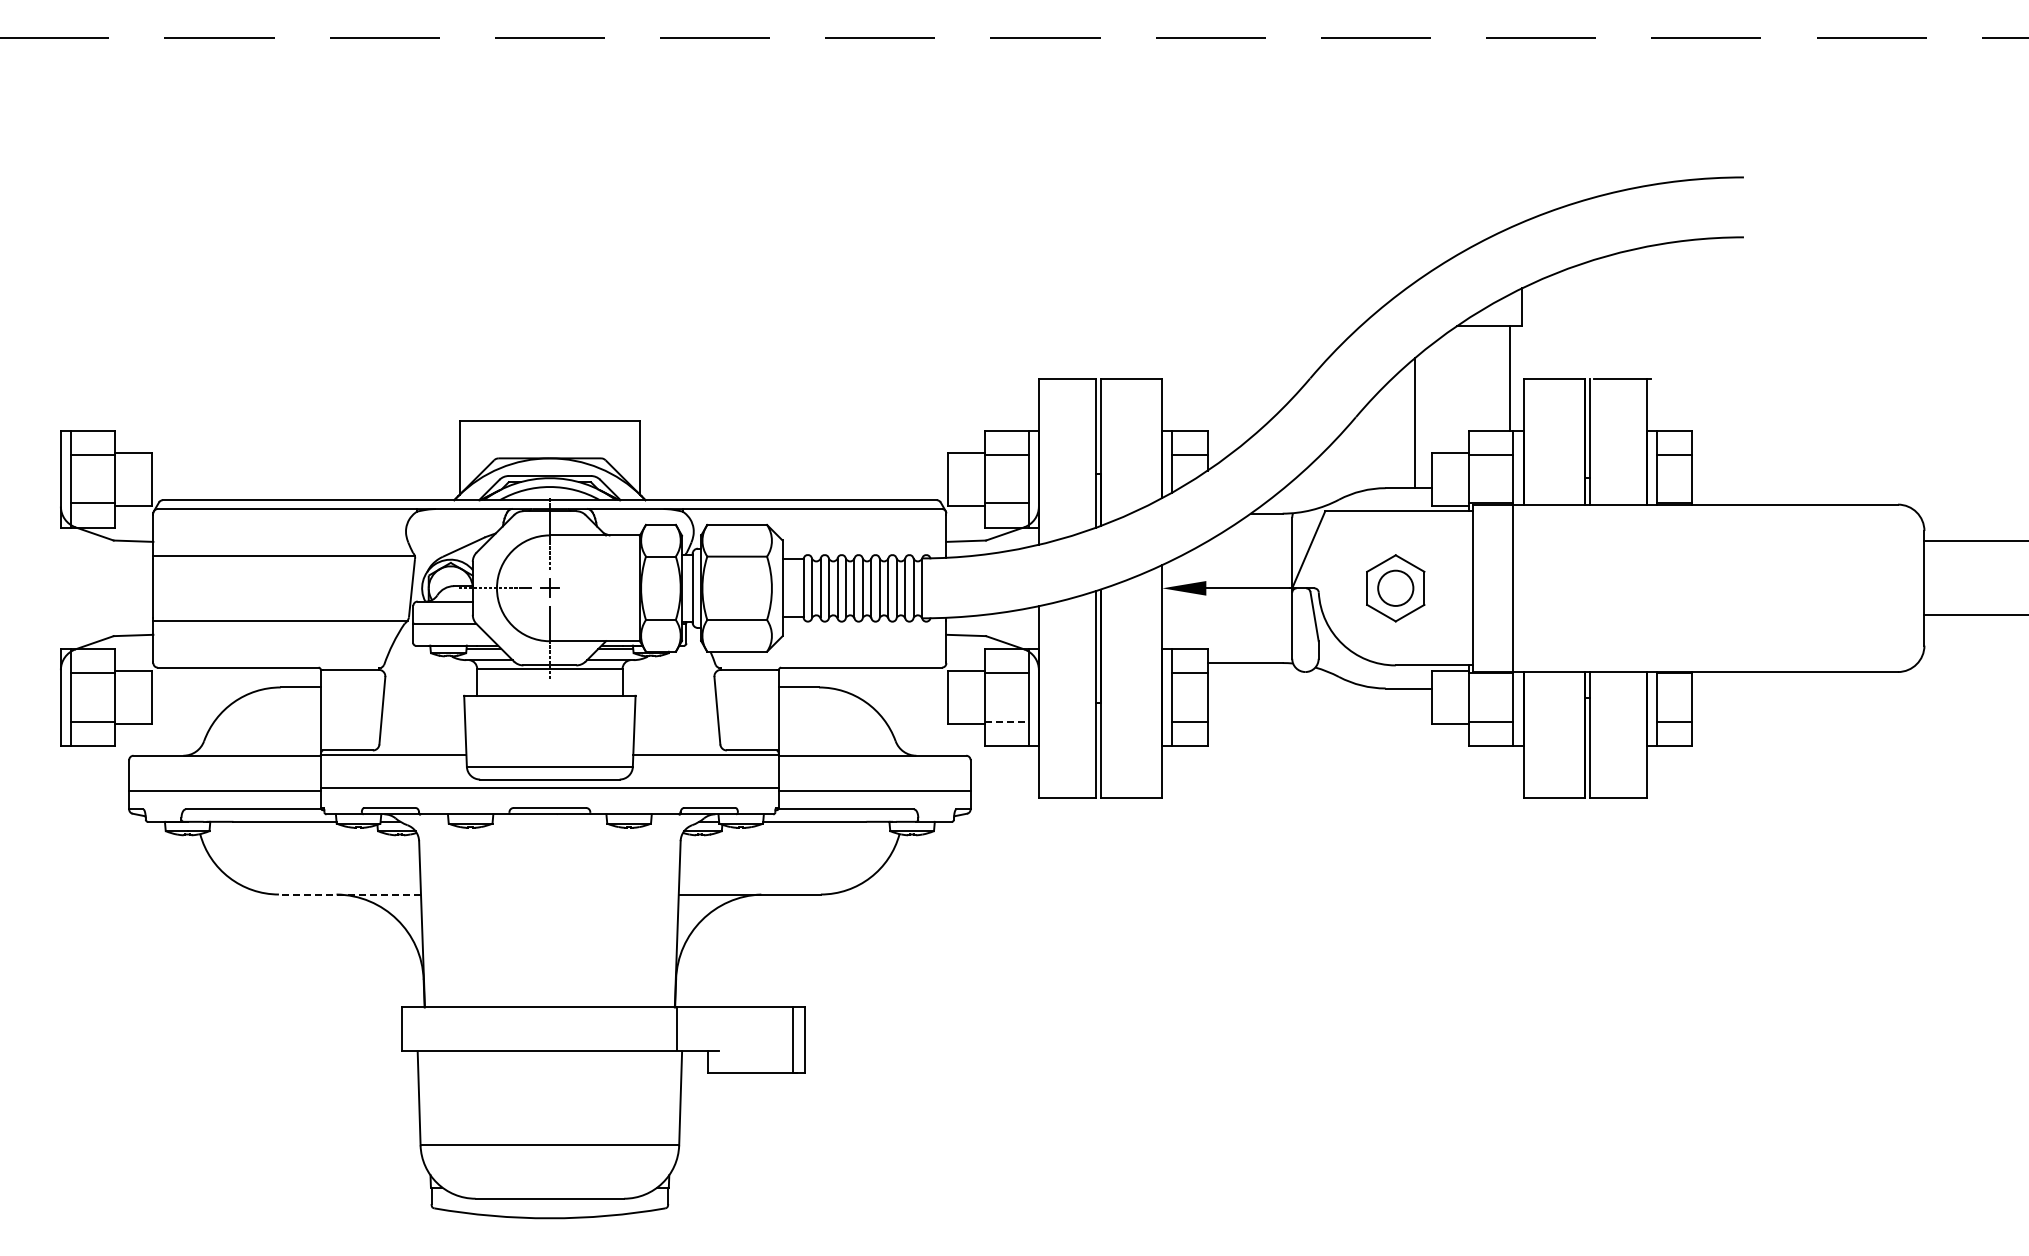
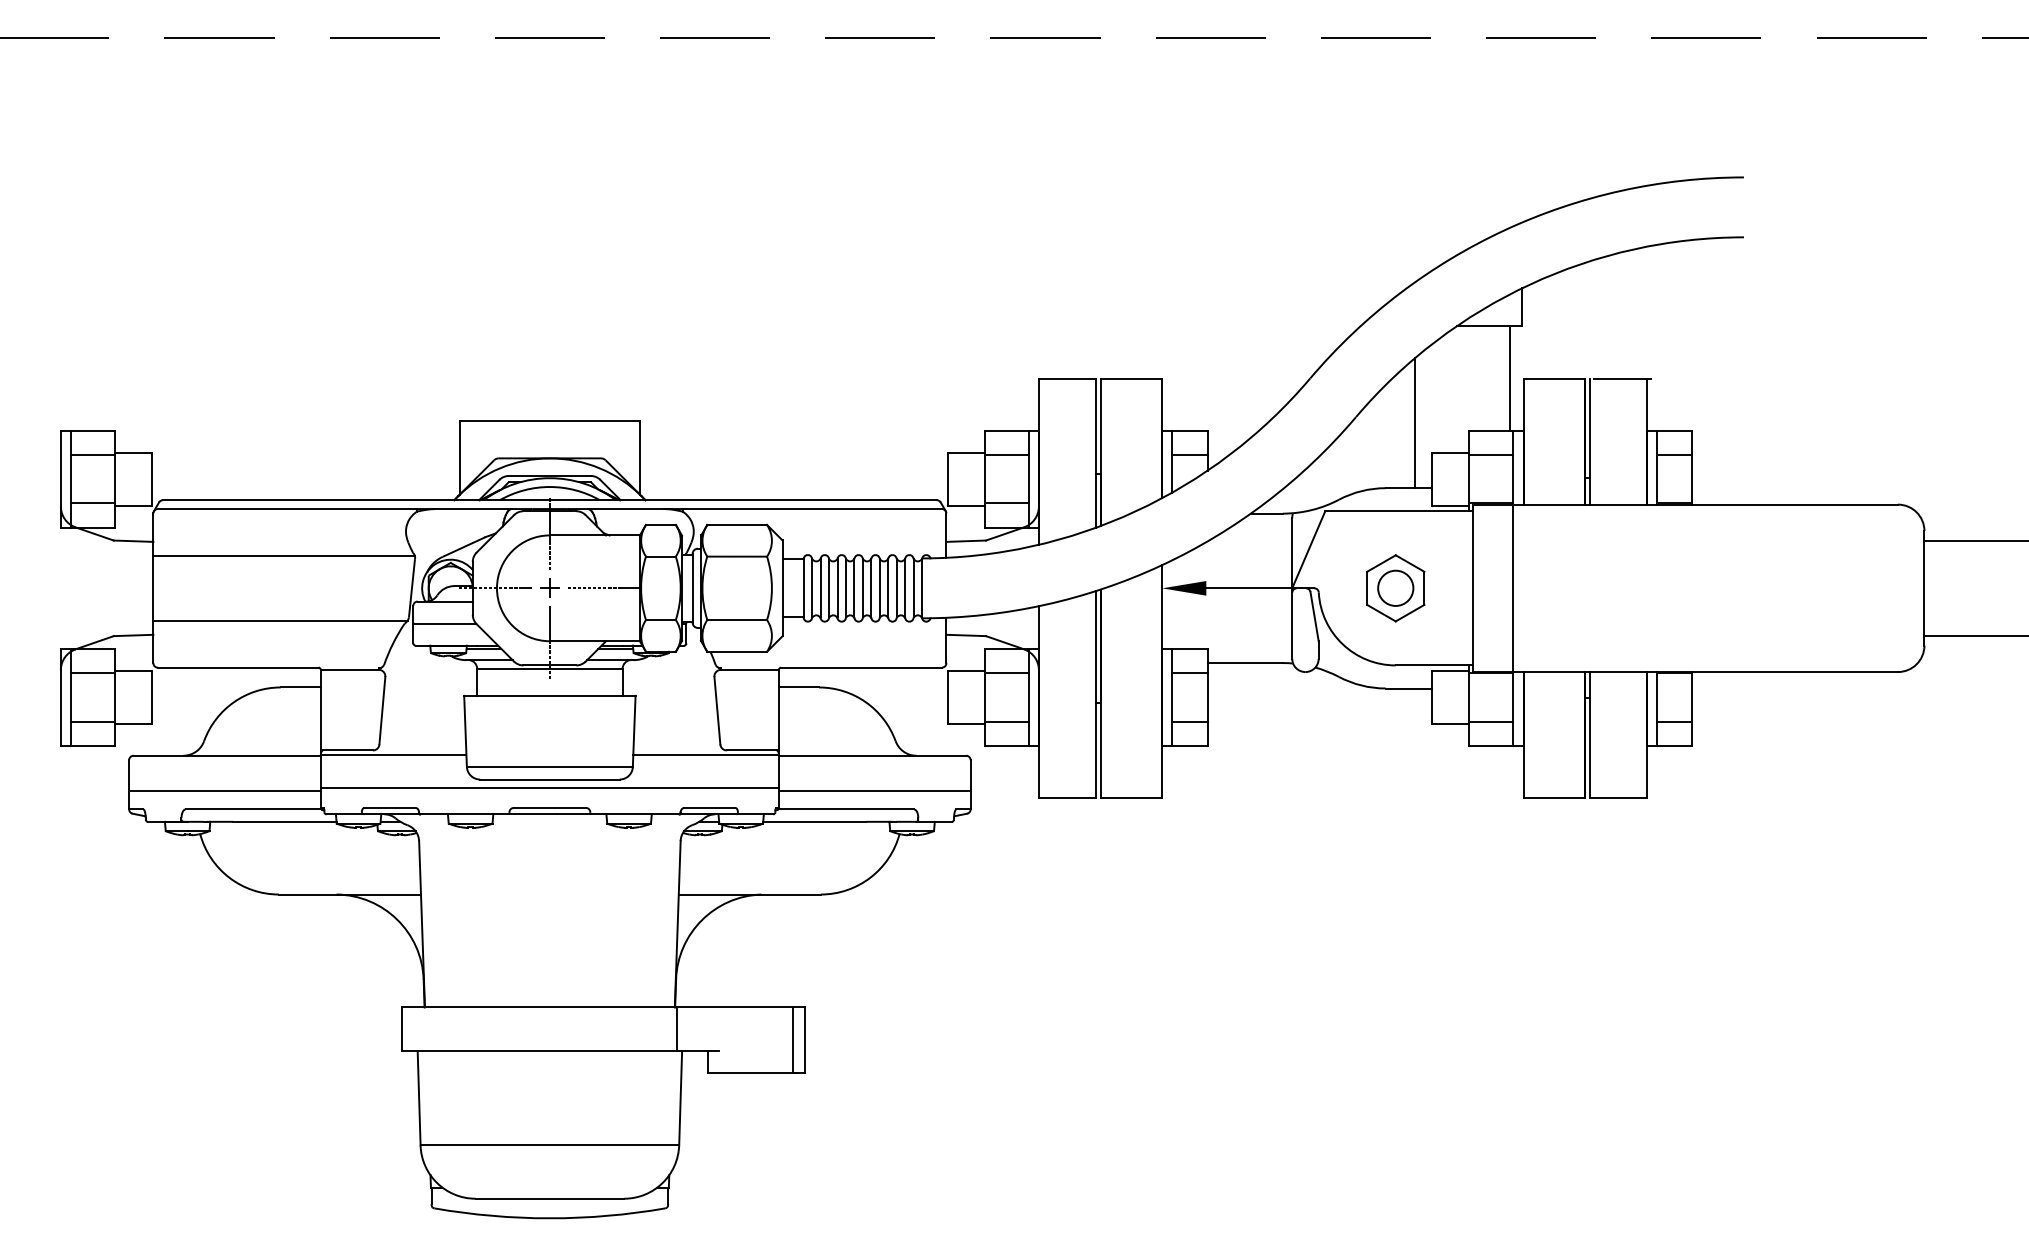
line: none -> present (603, 588)
line position: (1974, 615) -> (1974, 636) (1974, 636)
line: dashed -> solid (1007, 721)
line: dashed -> solid (349, 894)
